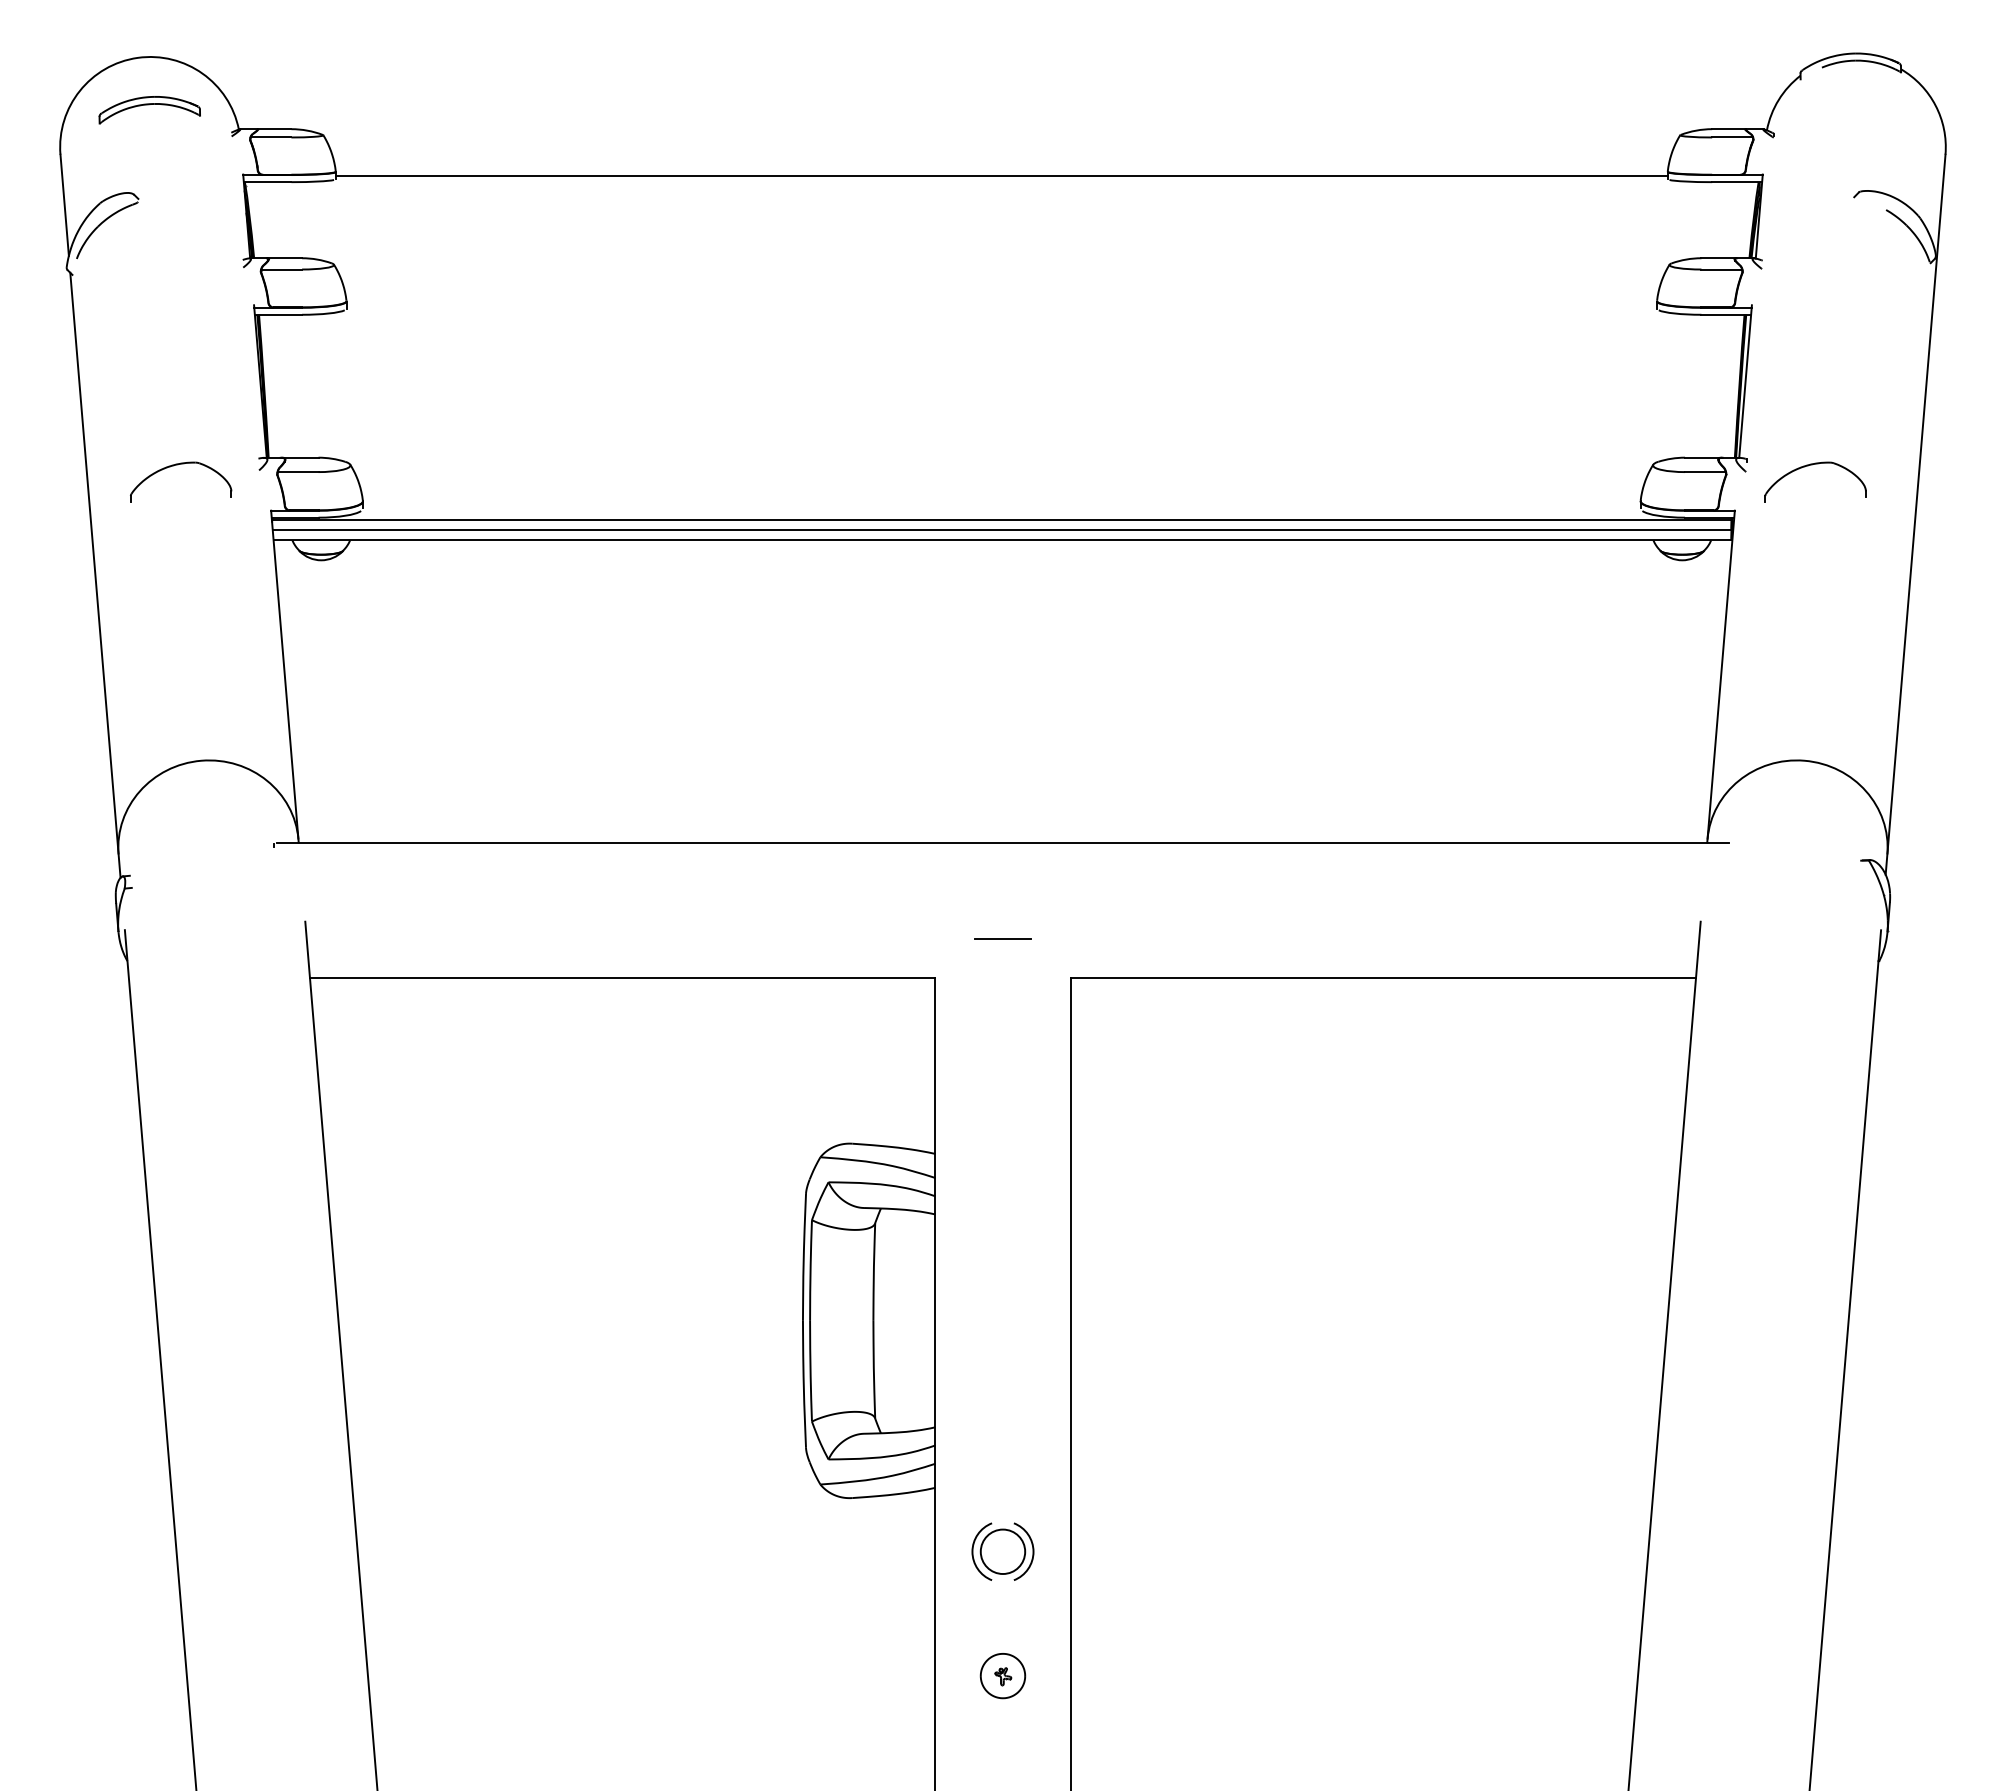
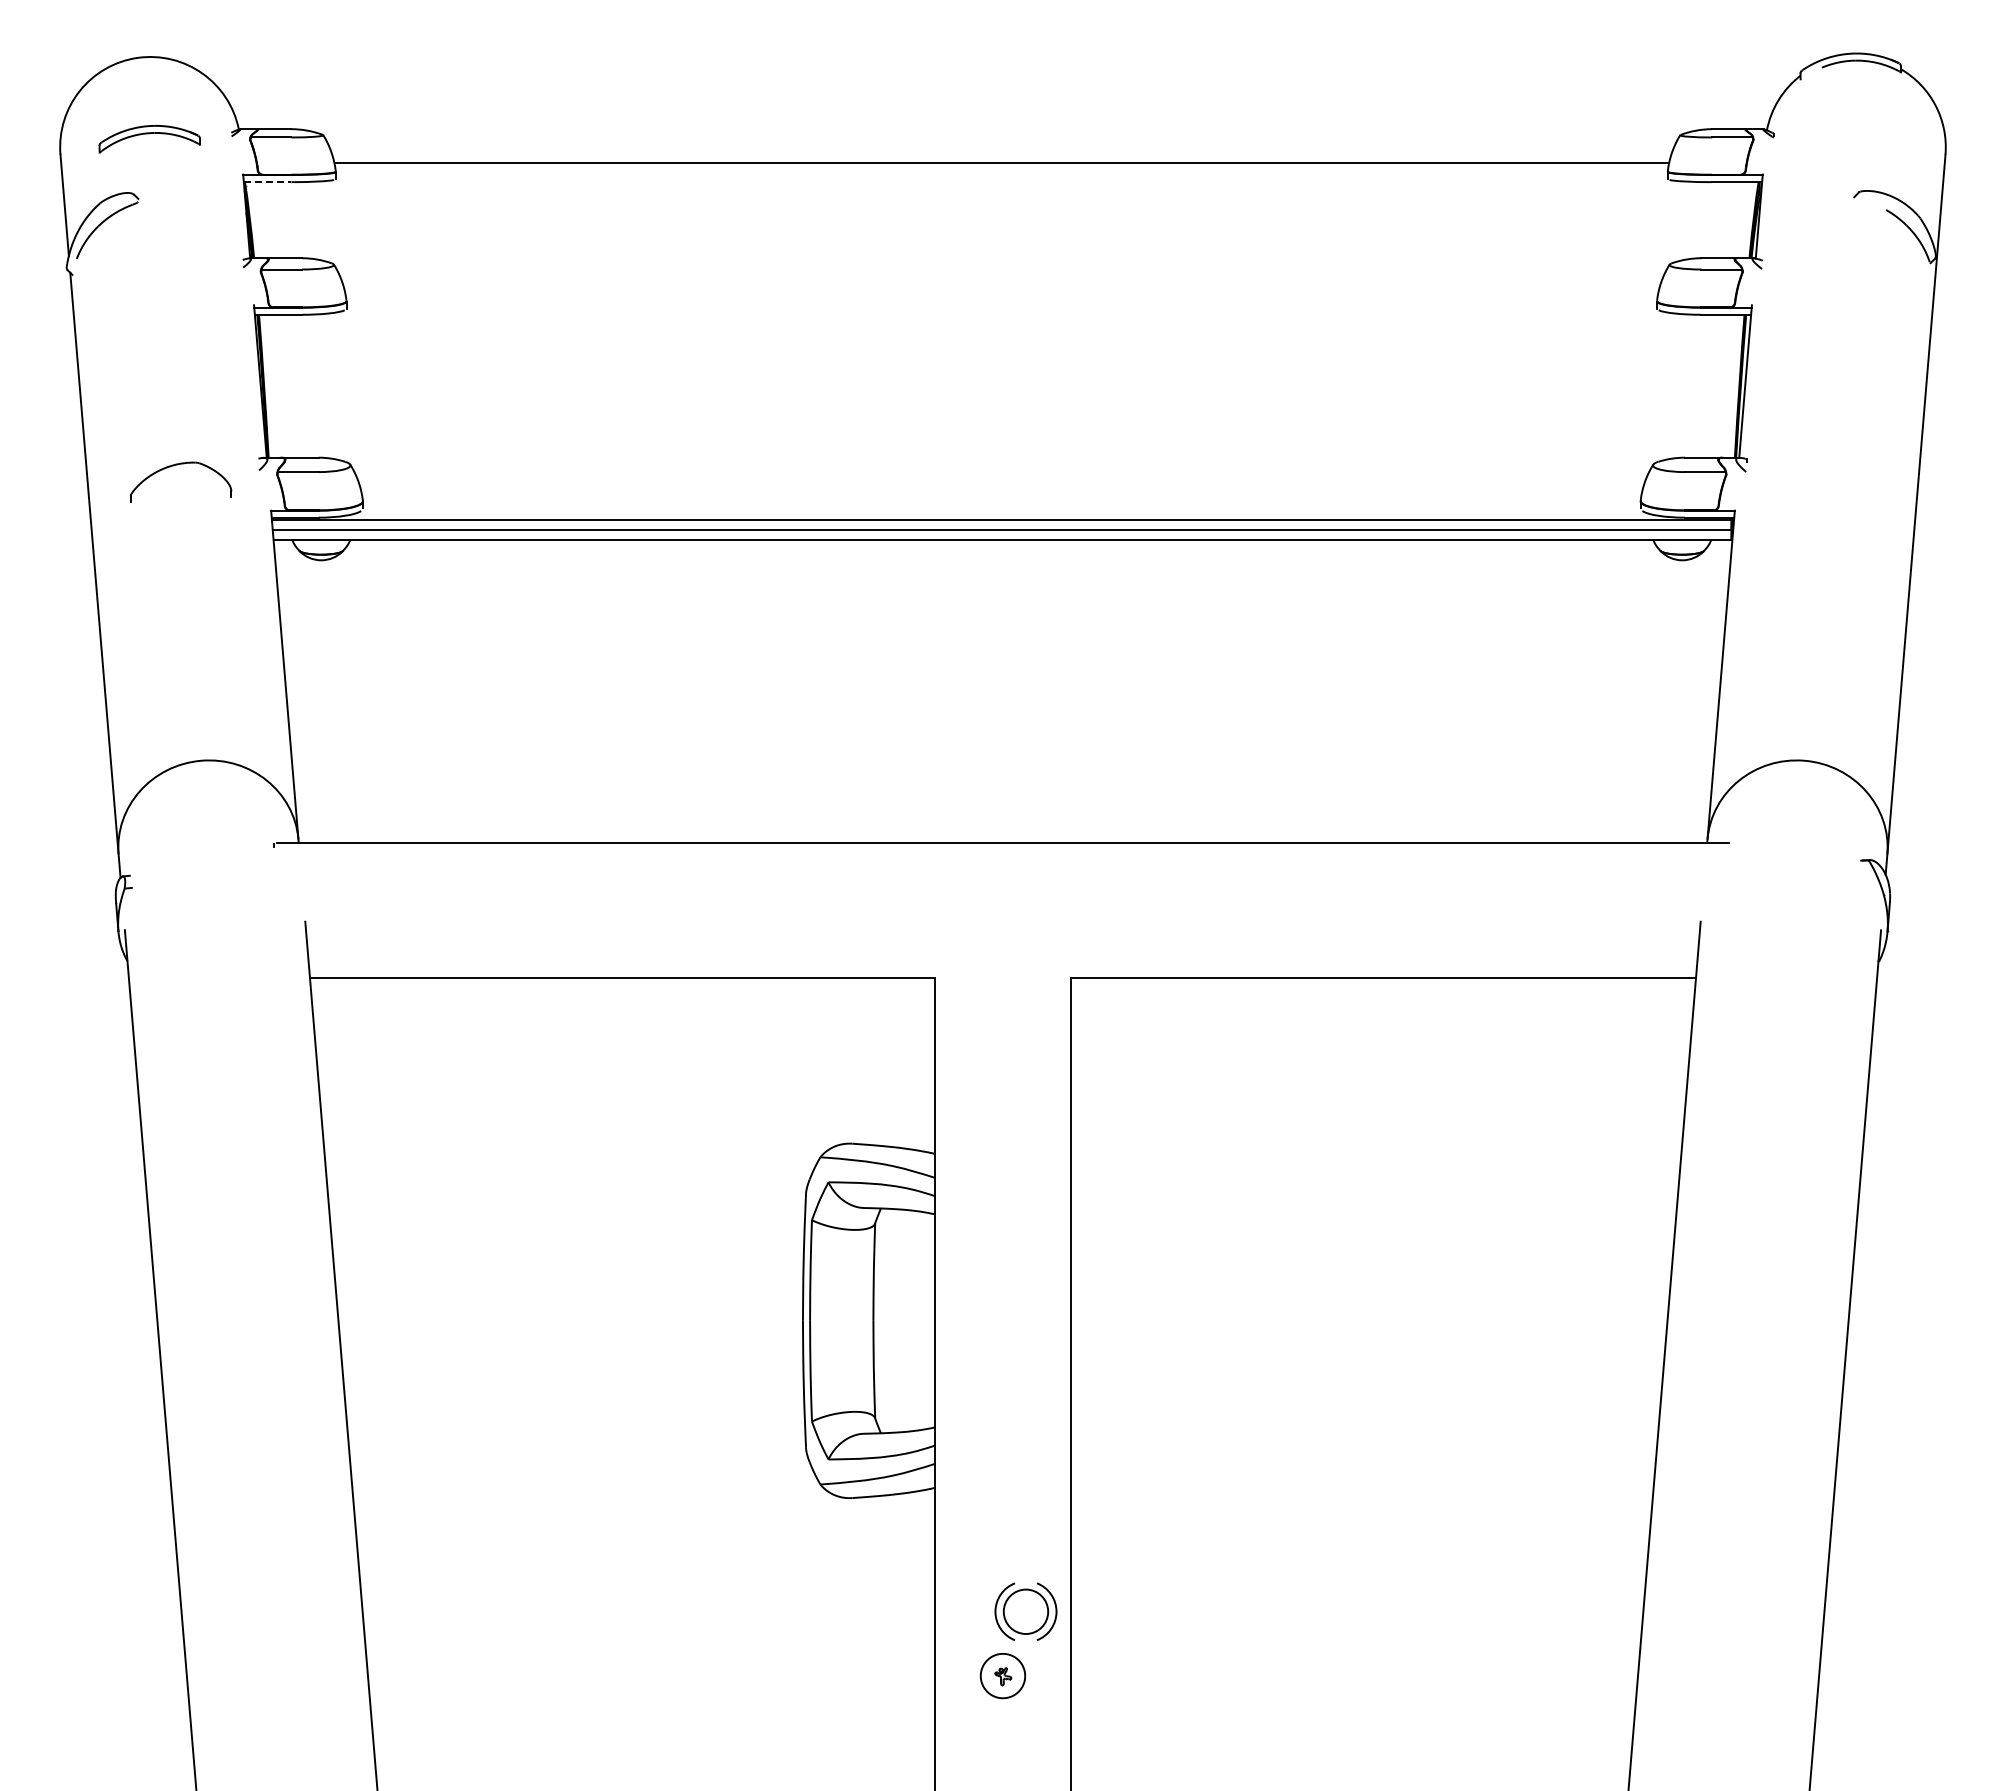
part position: (149, 110) -> (149, 139) (149, 139)
line position: (1001, 175) -> (1001, 162) (1001, 162)
line: solid -> dashed (267, 182)
part: present -> none (1812, 465)
line: present -> none (1002, 938)
part position: (1002, 1551) -> (1025, 1611) (1025, 1611)
